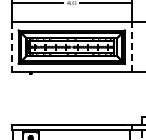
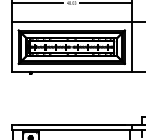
line: dashed -> solid (11, 47)
line: dashed -> solid (131, 47)
